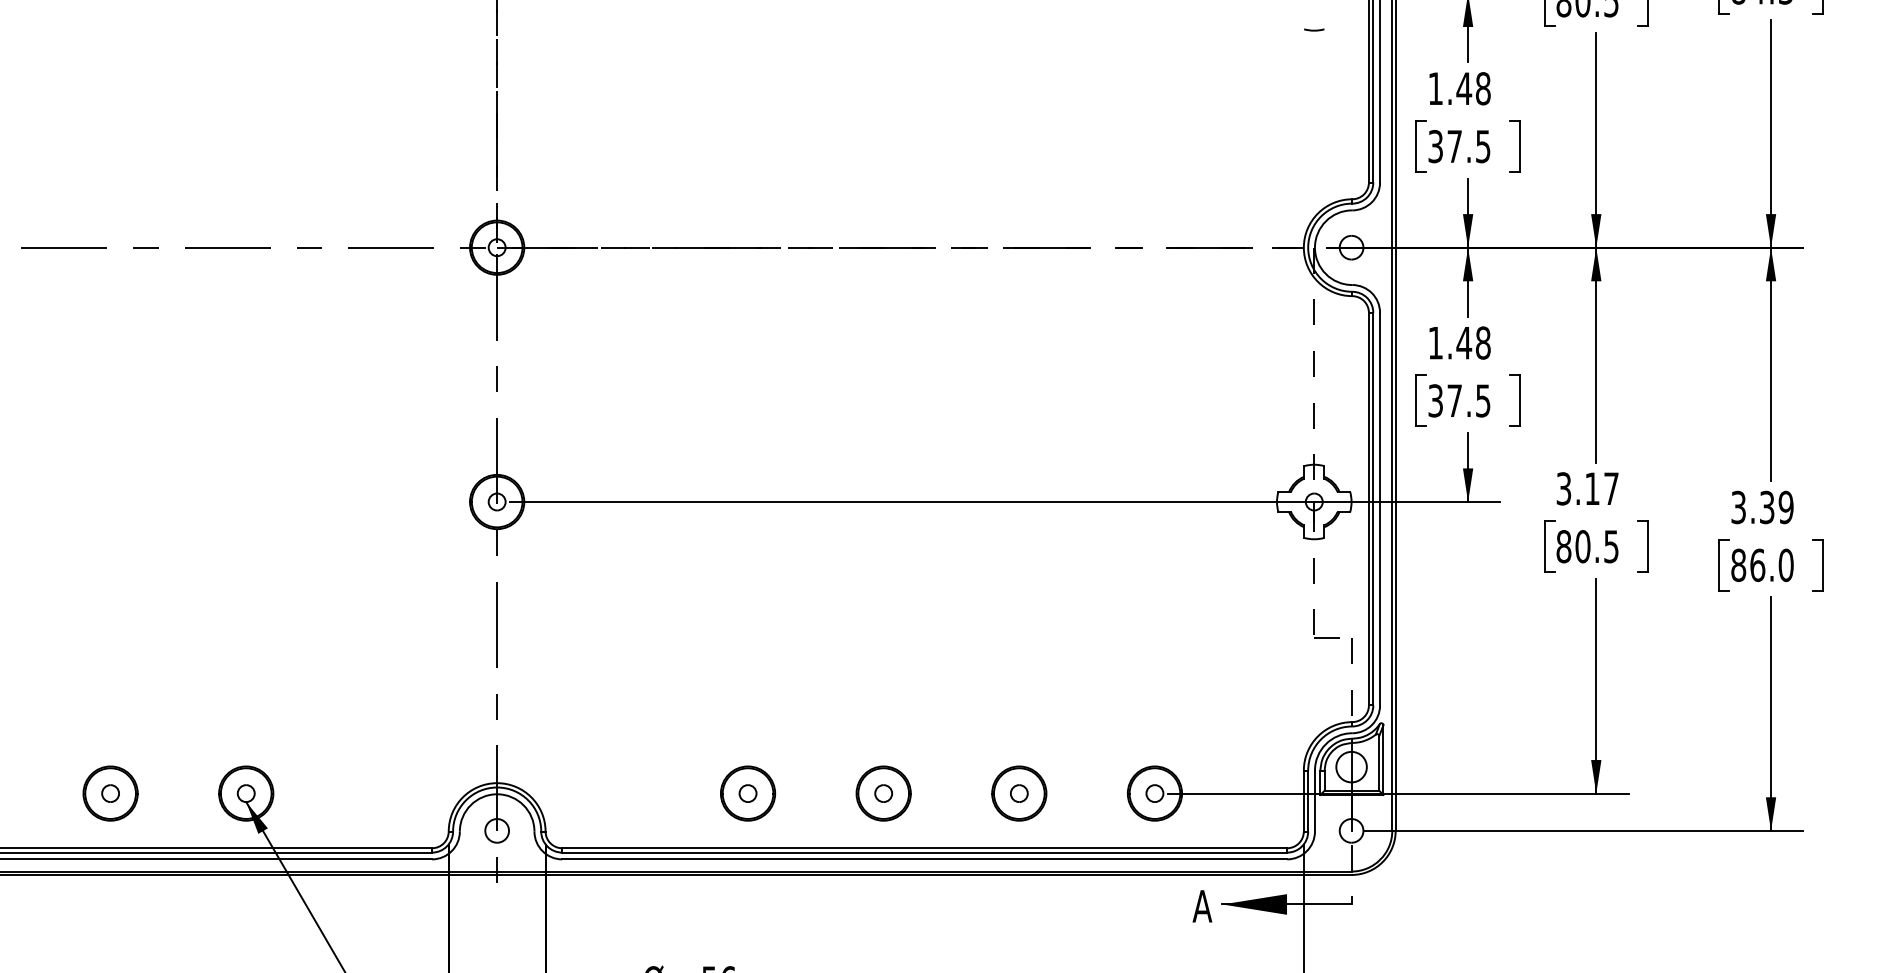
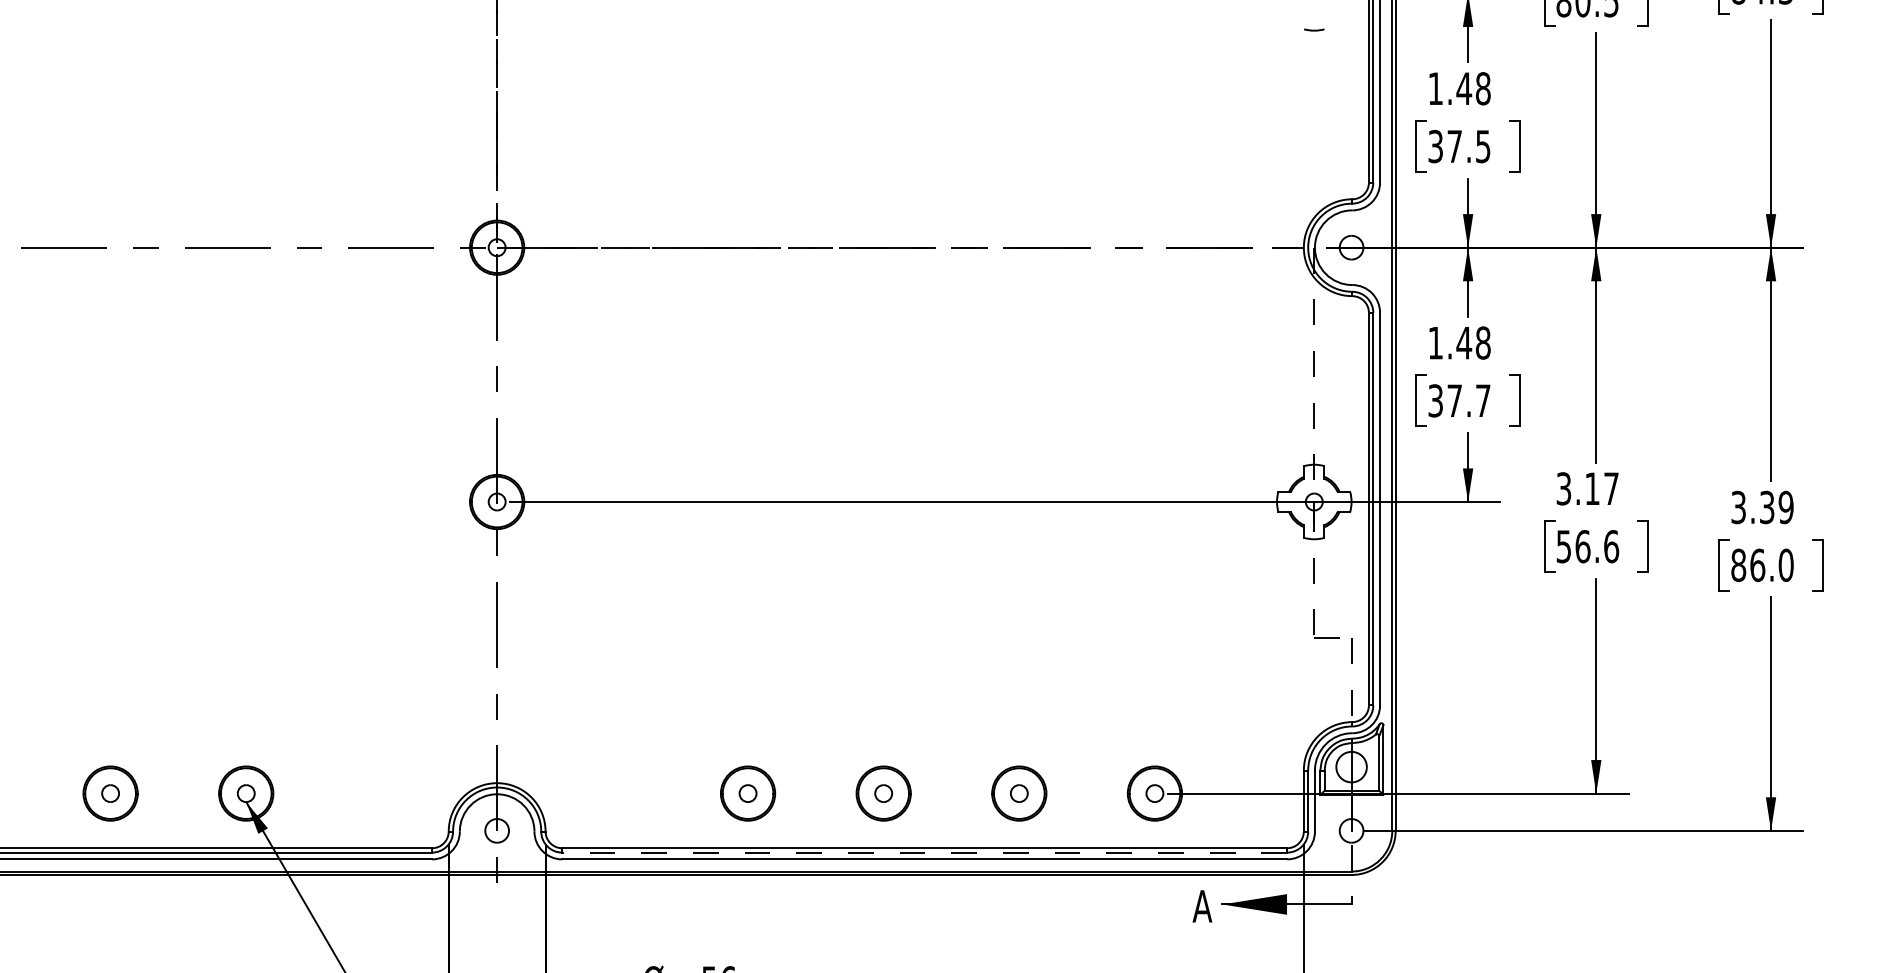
text: 37.5 -> 37.7 (1483, 400)
text: 80.5 -> 56.6 (1587, 546)
line: solid -> dashed (924, 852)
